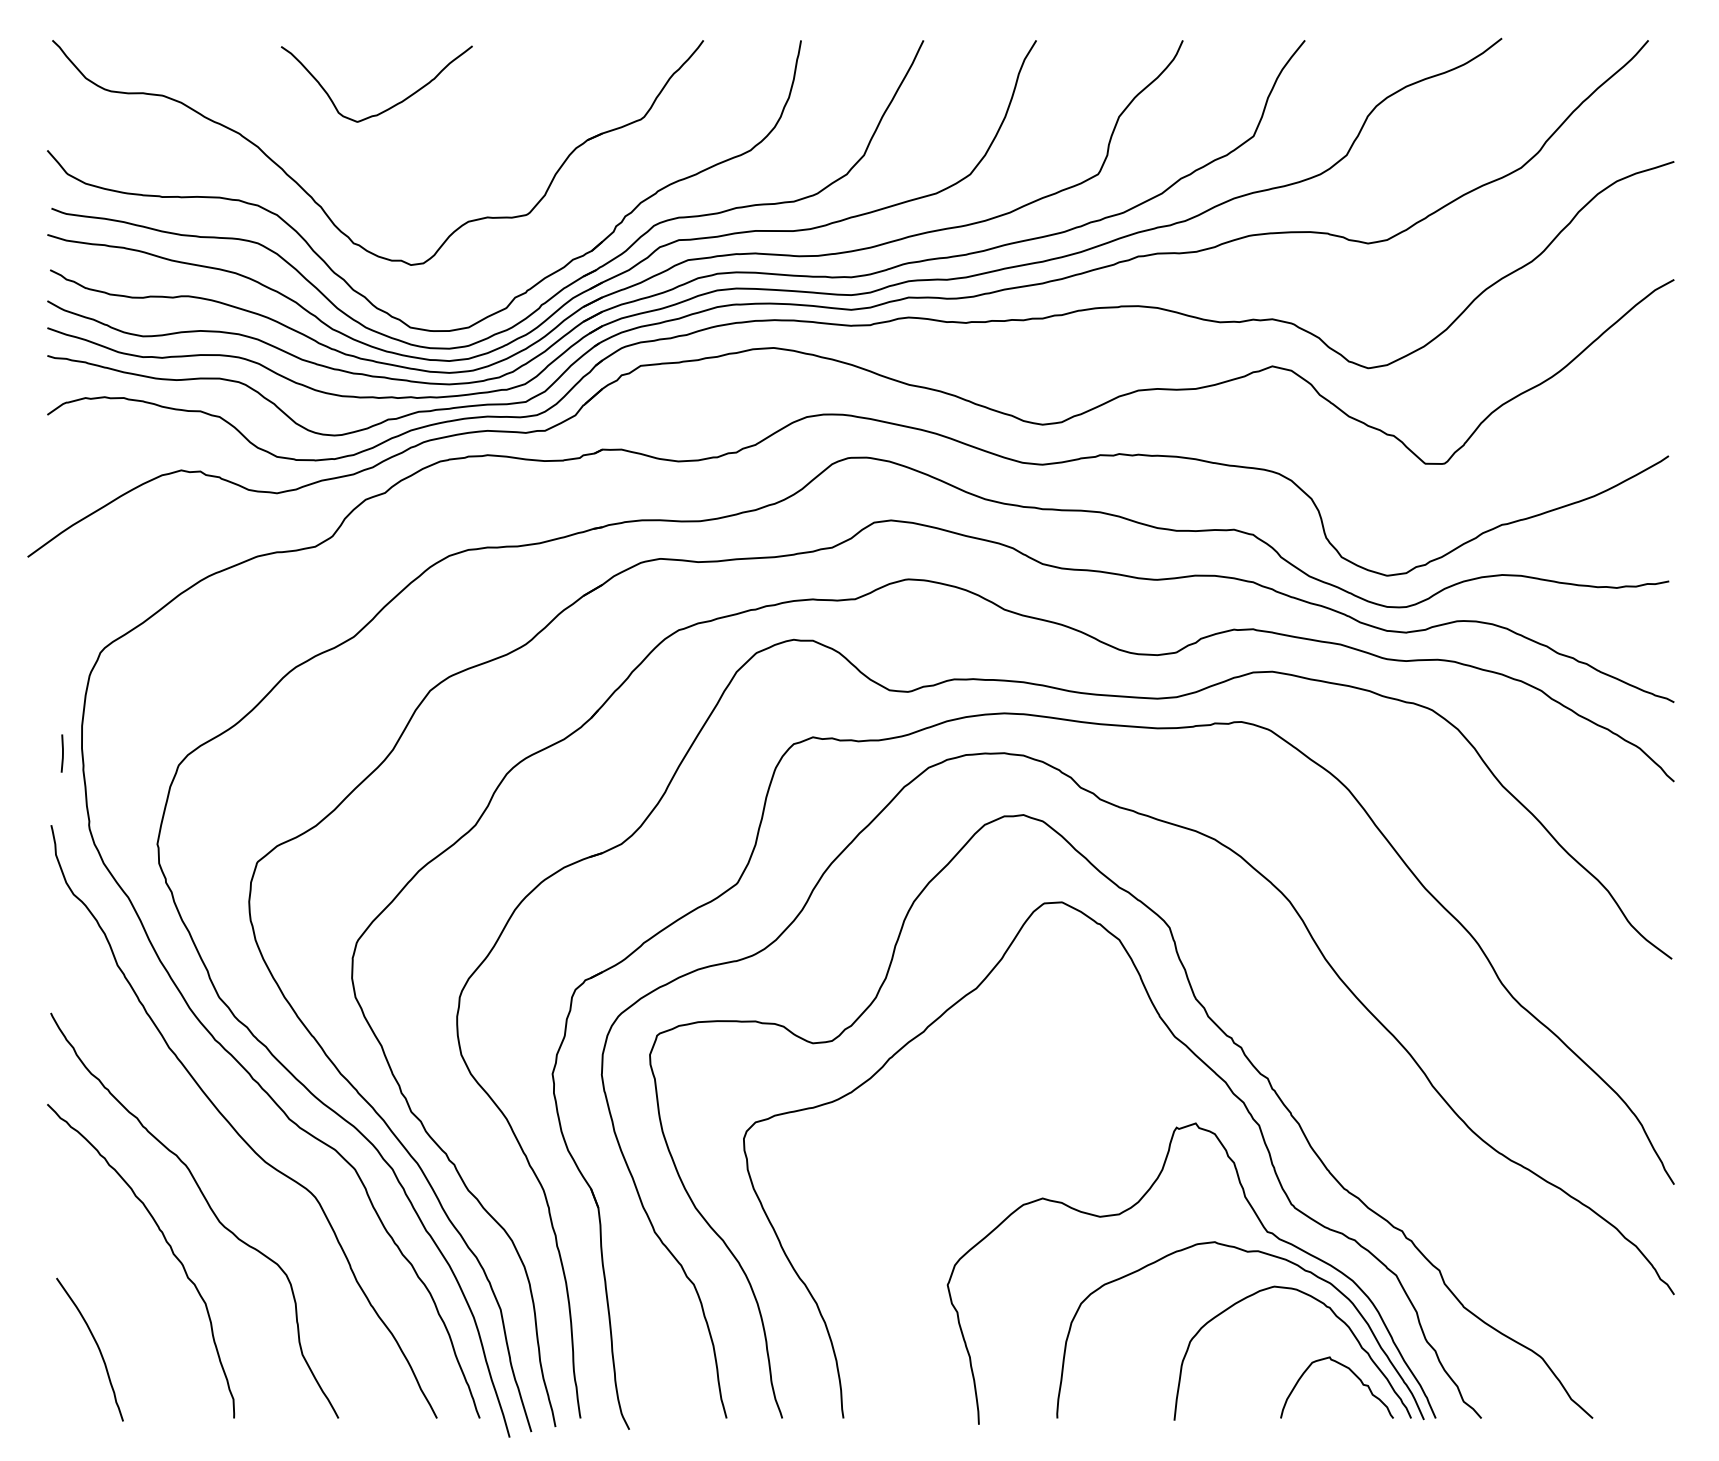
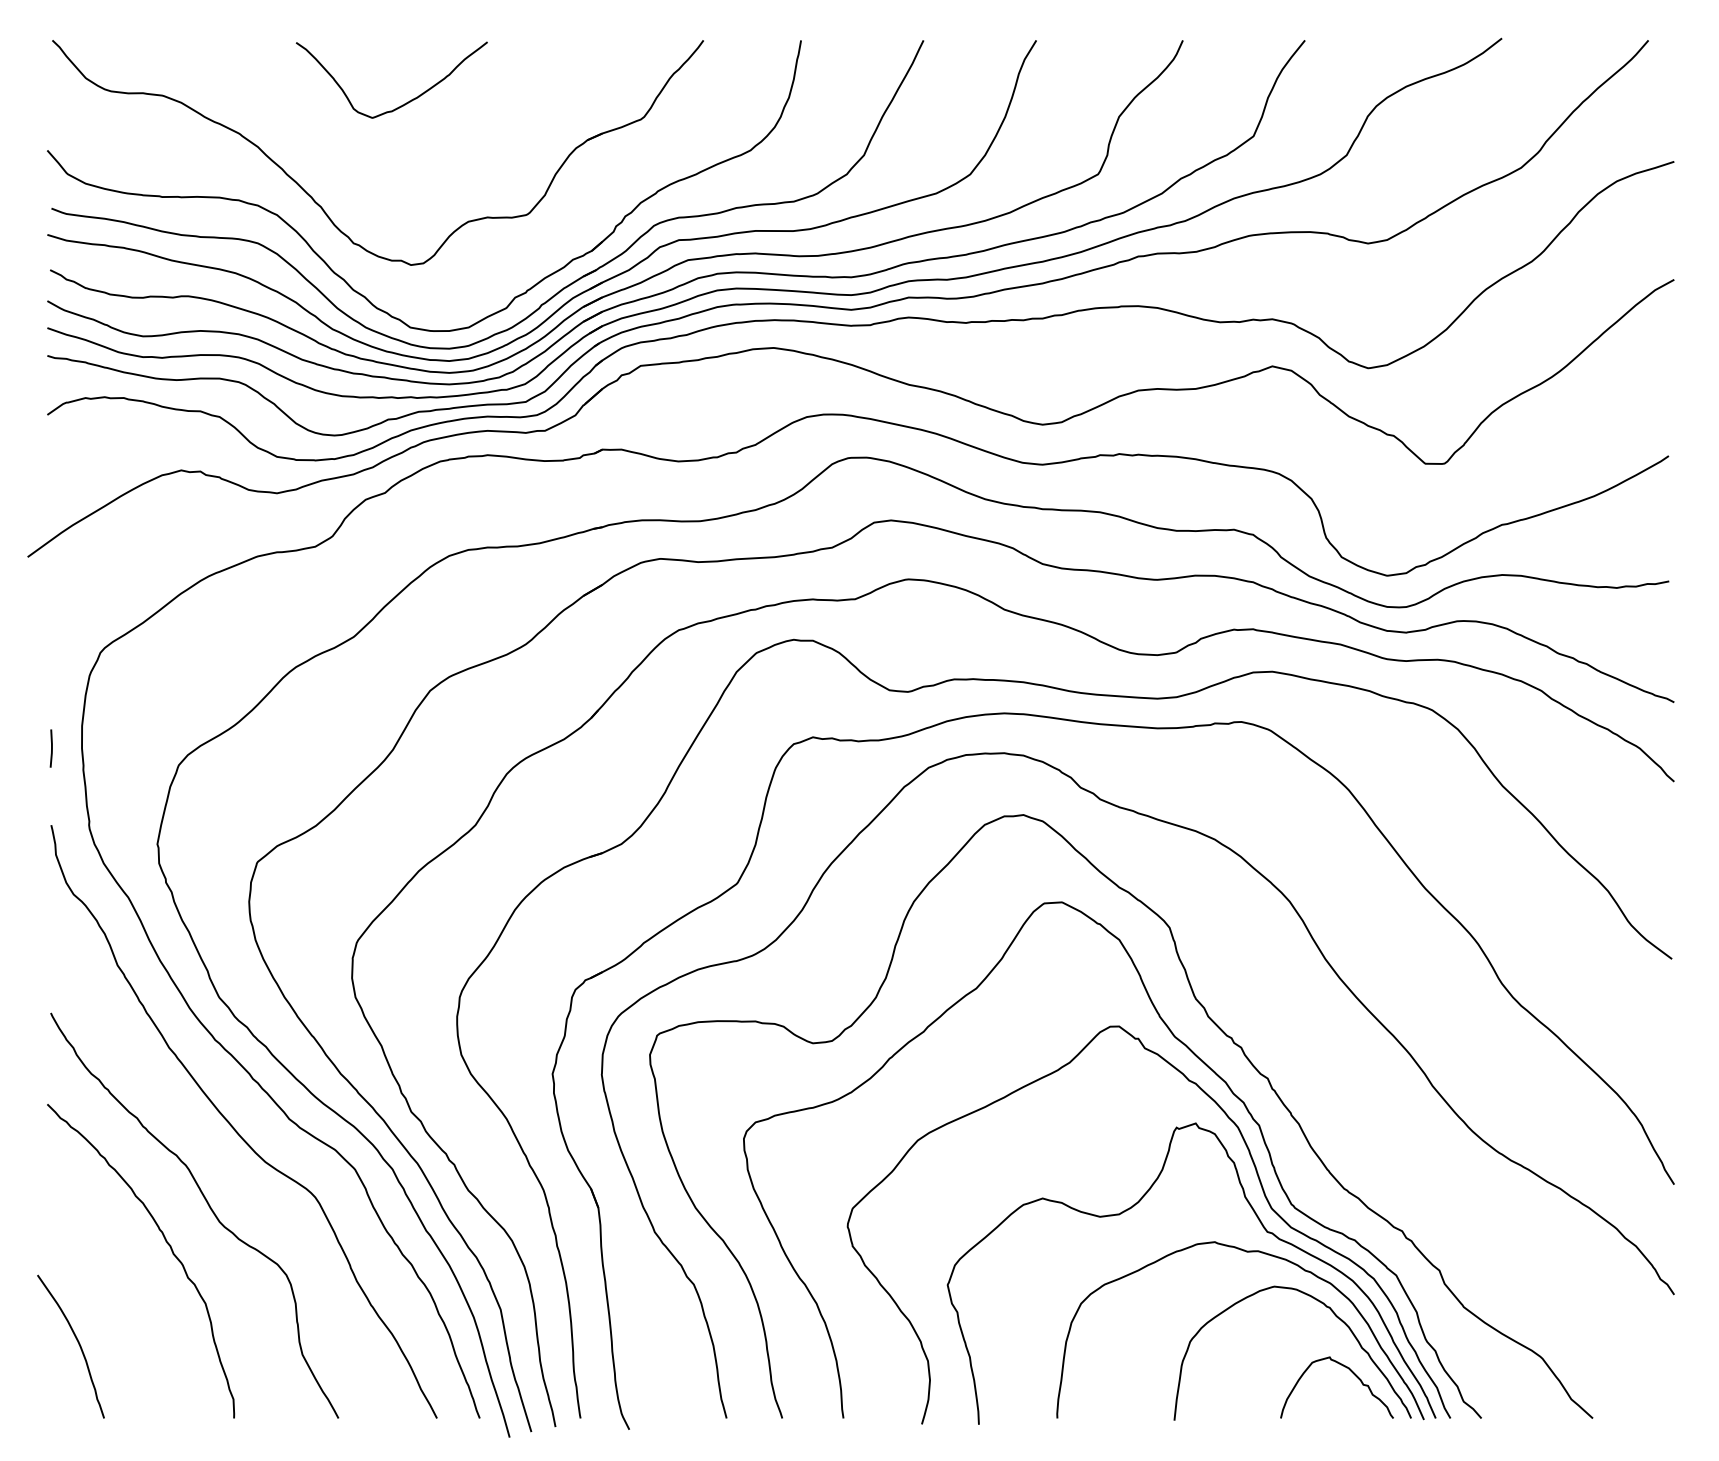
curve position: (389, 107) -> (404, 103) (404, 103)
line position: (62, 753) -> (51, 748) (51, 748)
curve: none -> present (1258, 1180)
curve position: (96, 1345) -> (77, 1342) (77, 1342)
